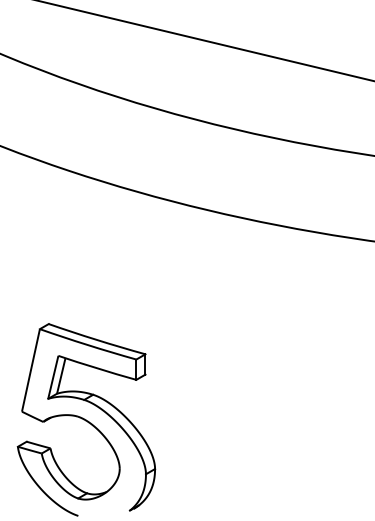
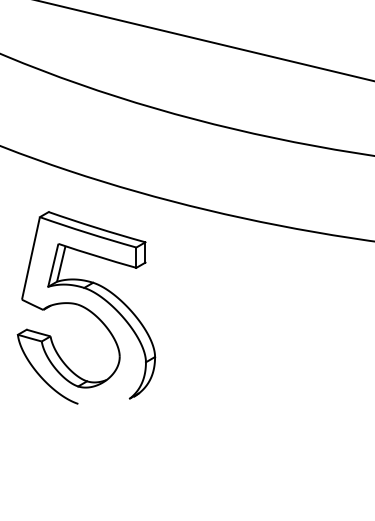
part position: (86, 419) -> (86, 307) (86, 307)
